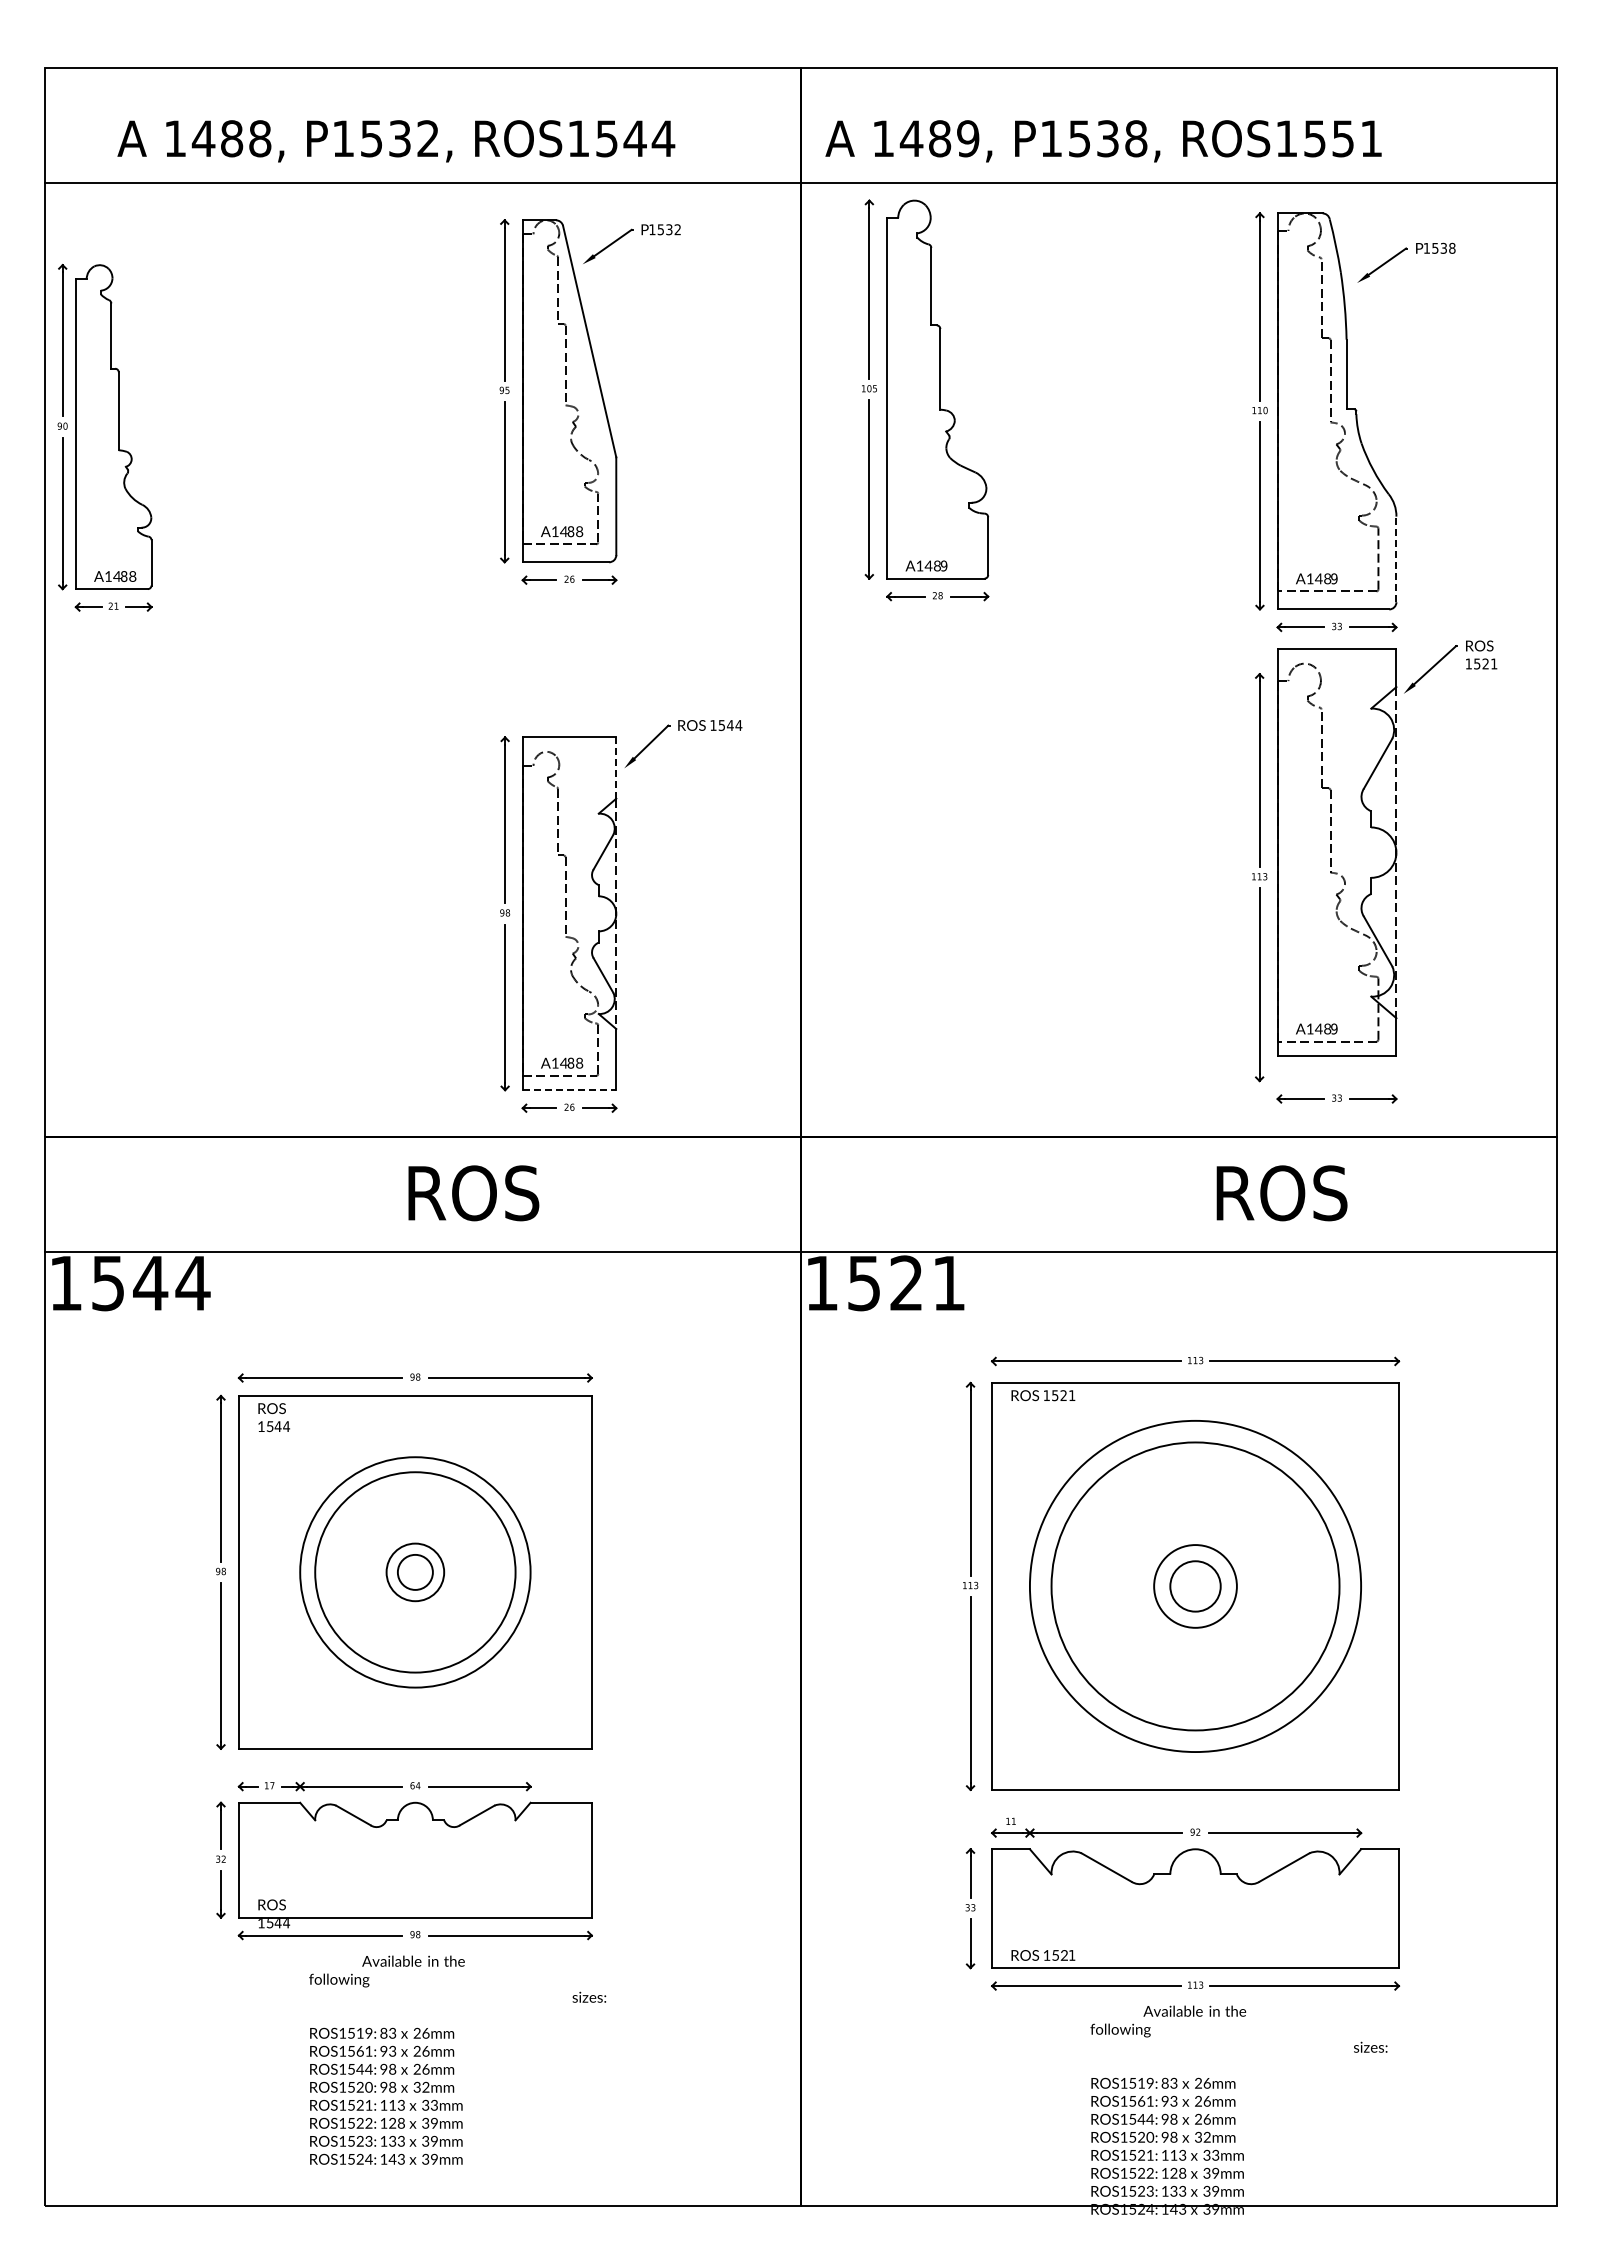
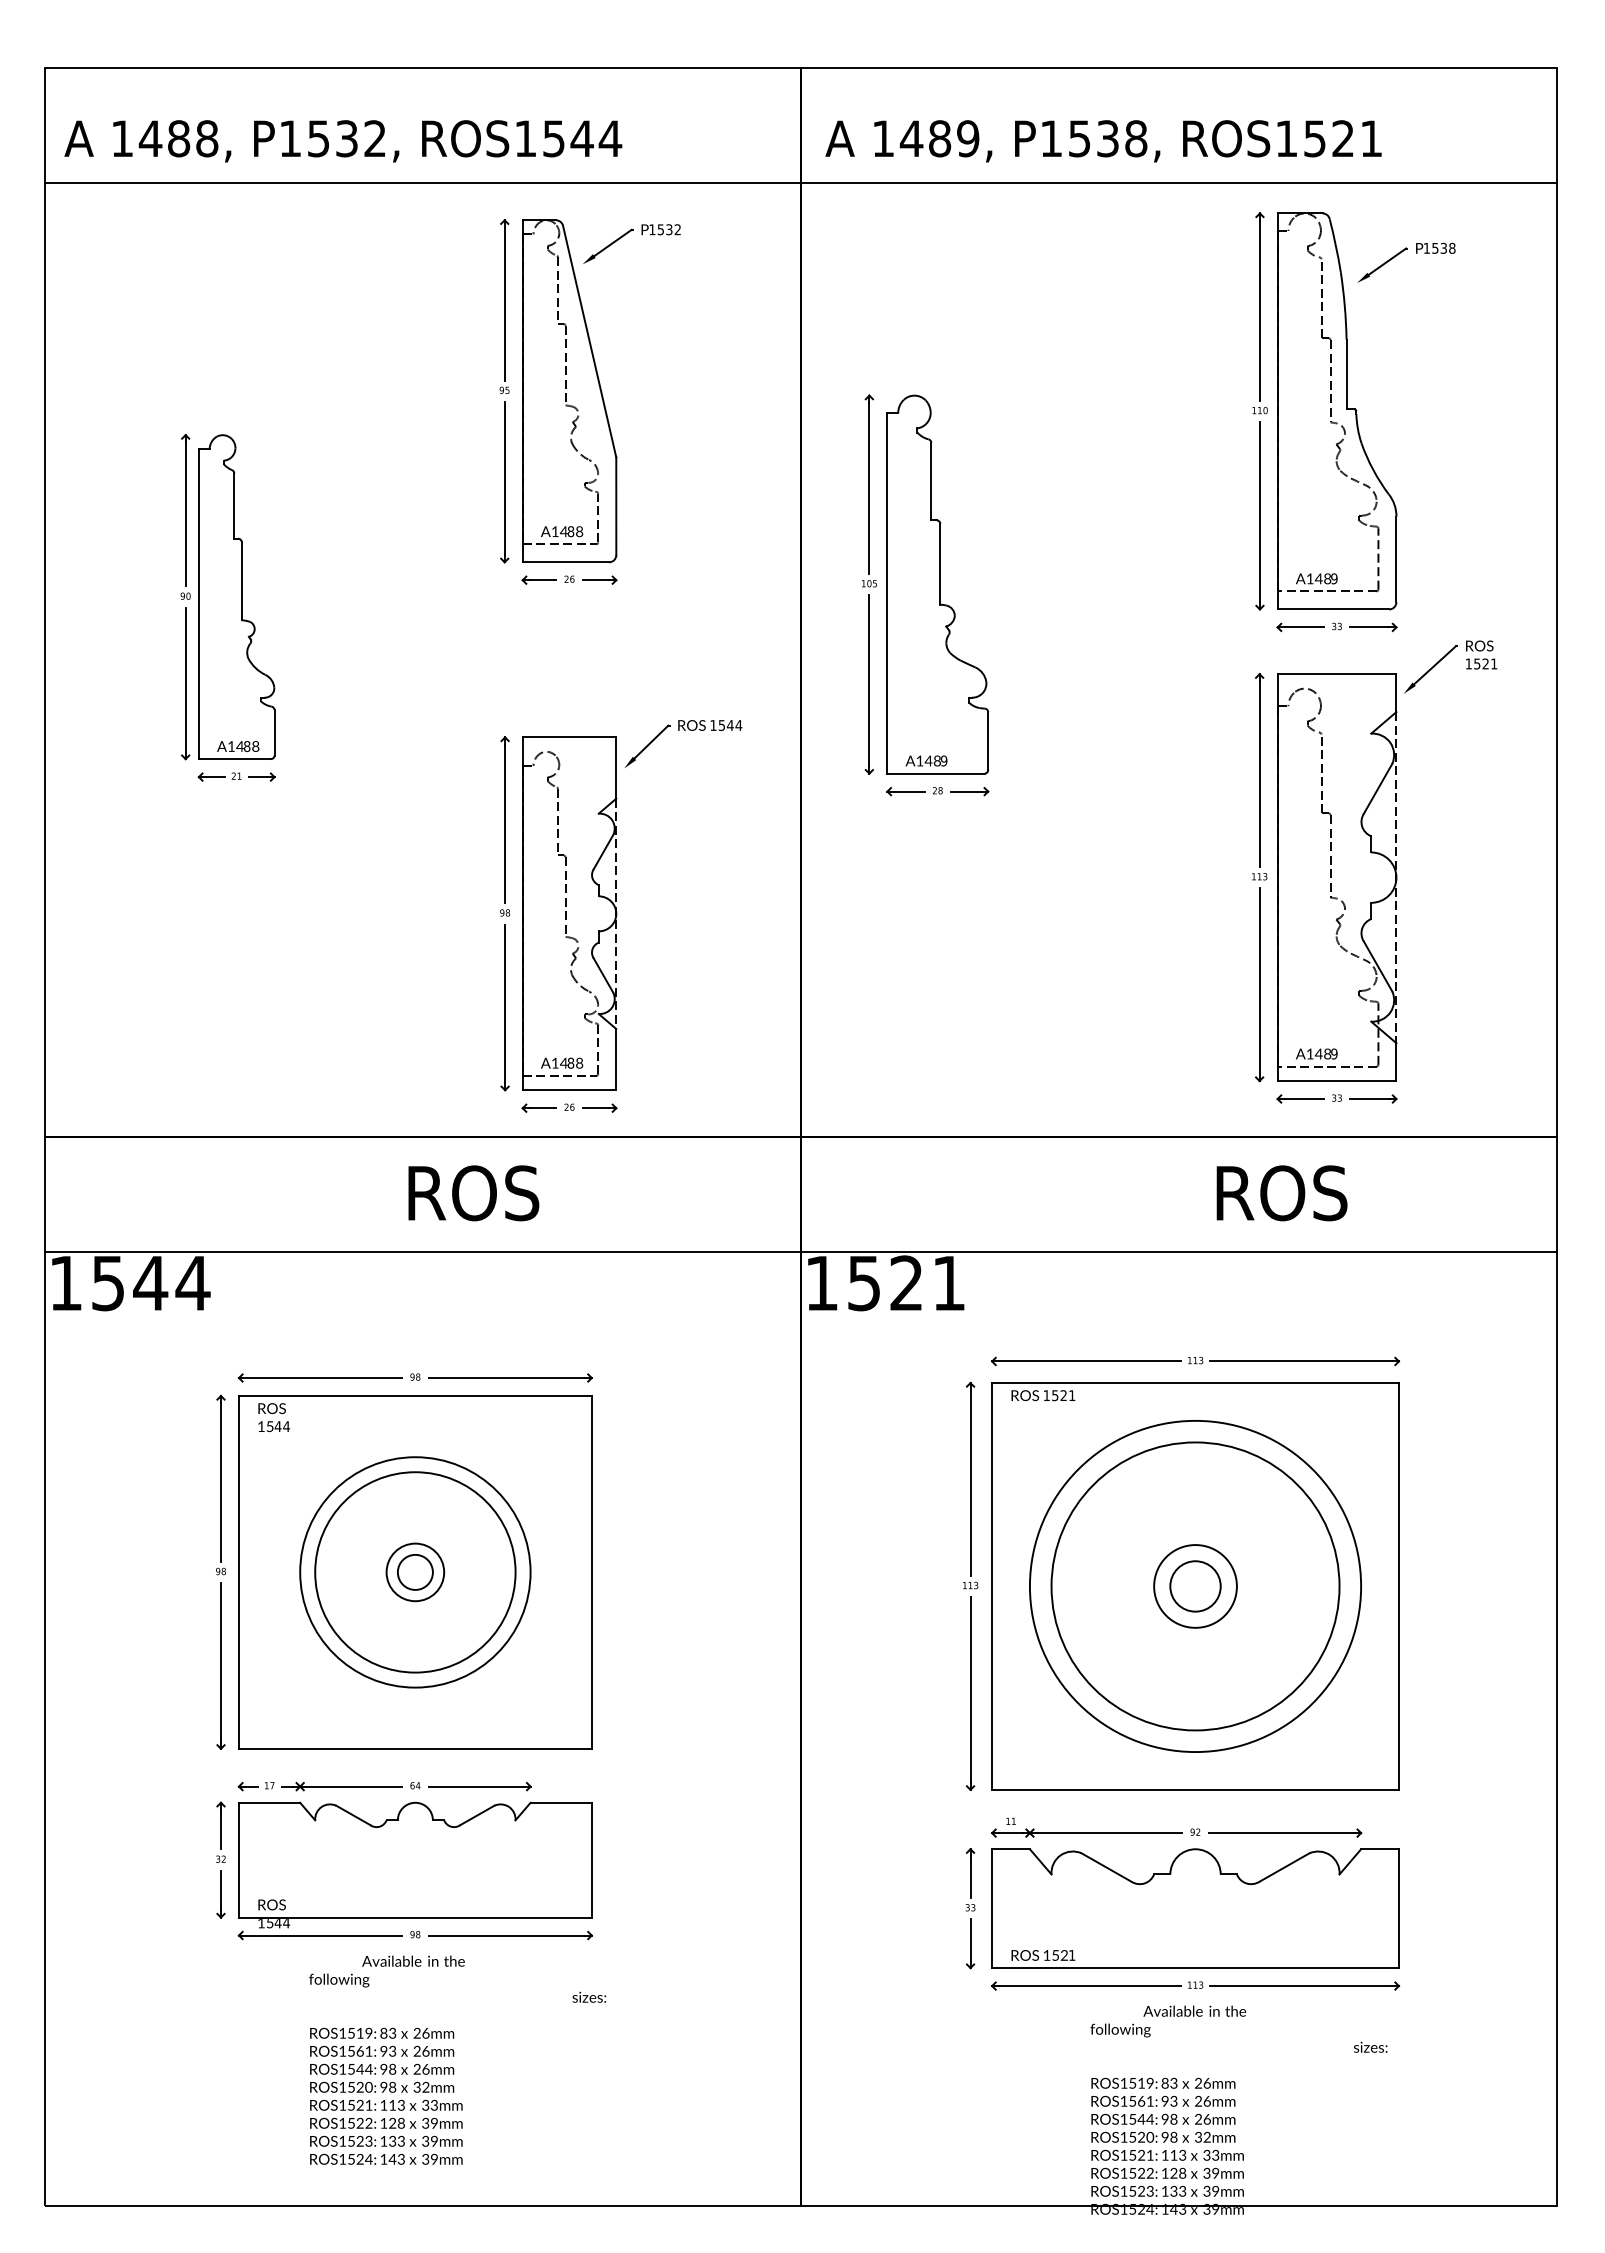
text: ROS1551 -> ROS1521 (1342, 138)
text position: (396, 141) -> (343, 141) (343, 141)
part position: (925, 400) -> (925, 595) (925, 595)
part position: (104, 437) -> (227, 607) (227, 607)
line: dashed -> solid (1396, 559)
line: dashed -> solid (616, 768)
part position: (1337, 852) -> (1337, 877) (1337, 877)
line: dashed -> solid (569, 1090)
